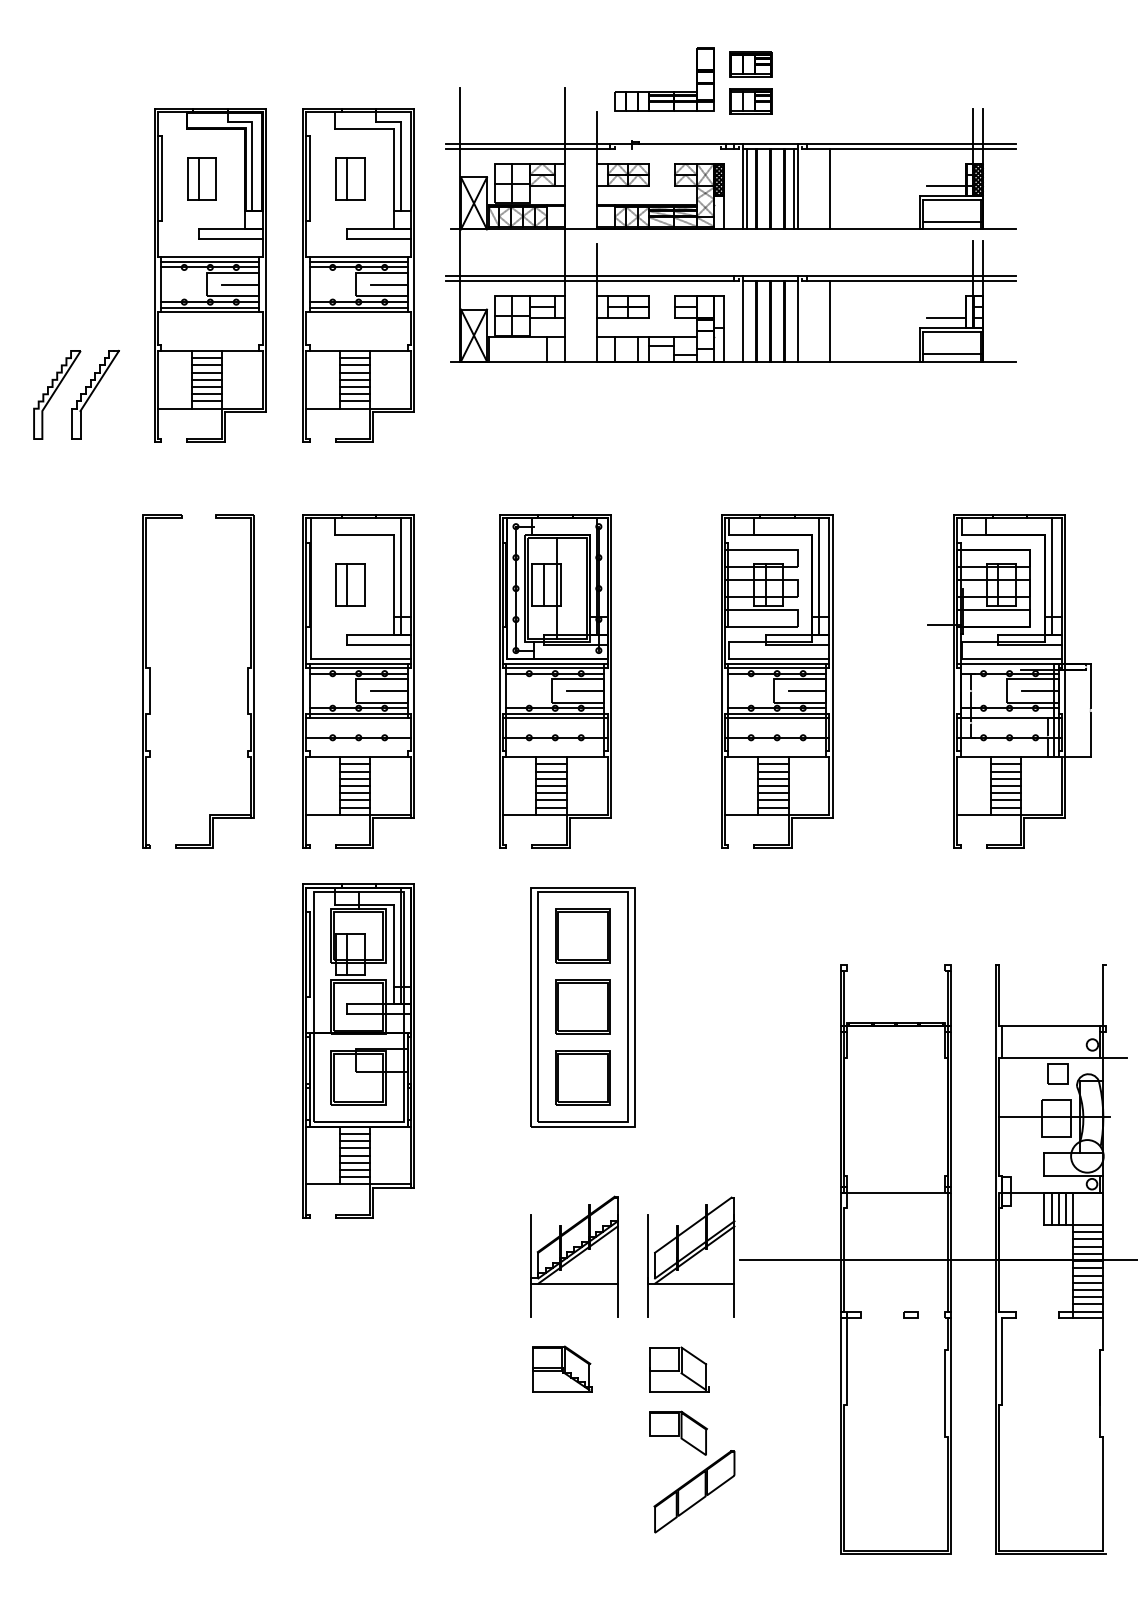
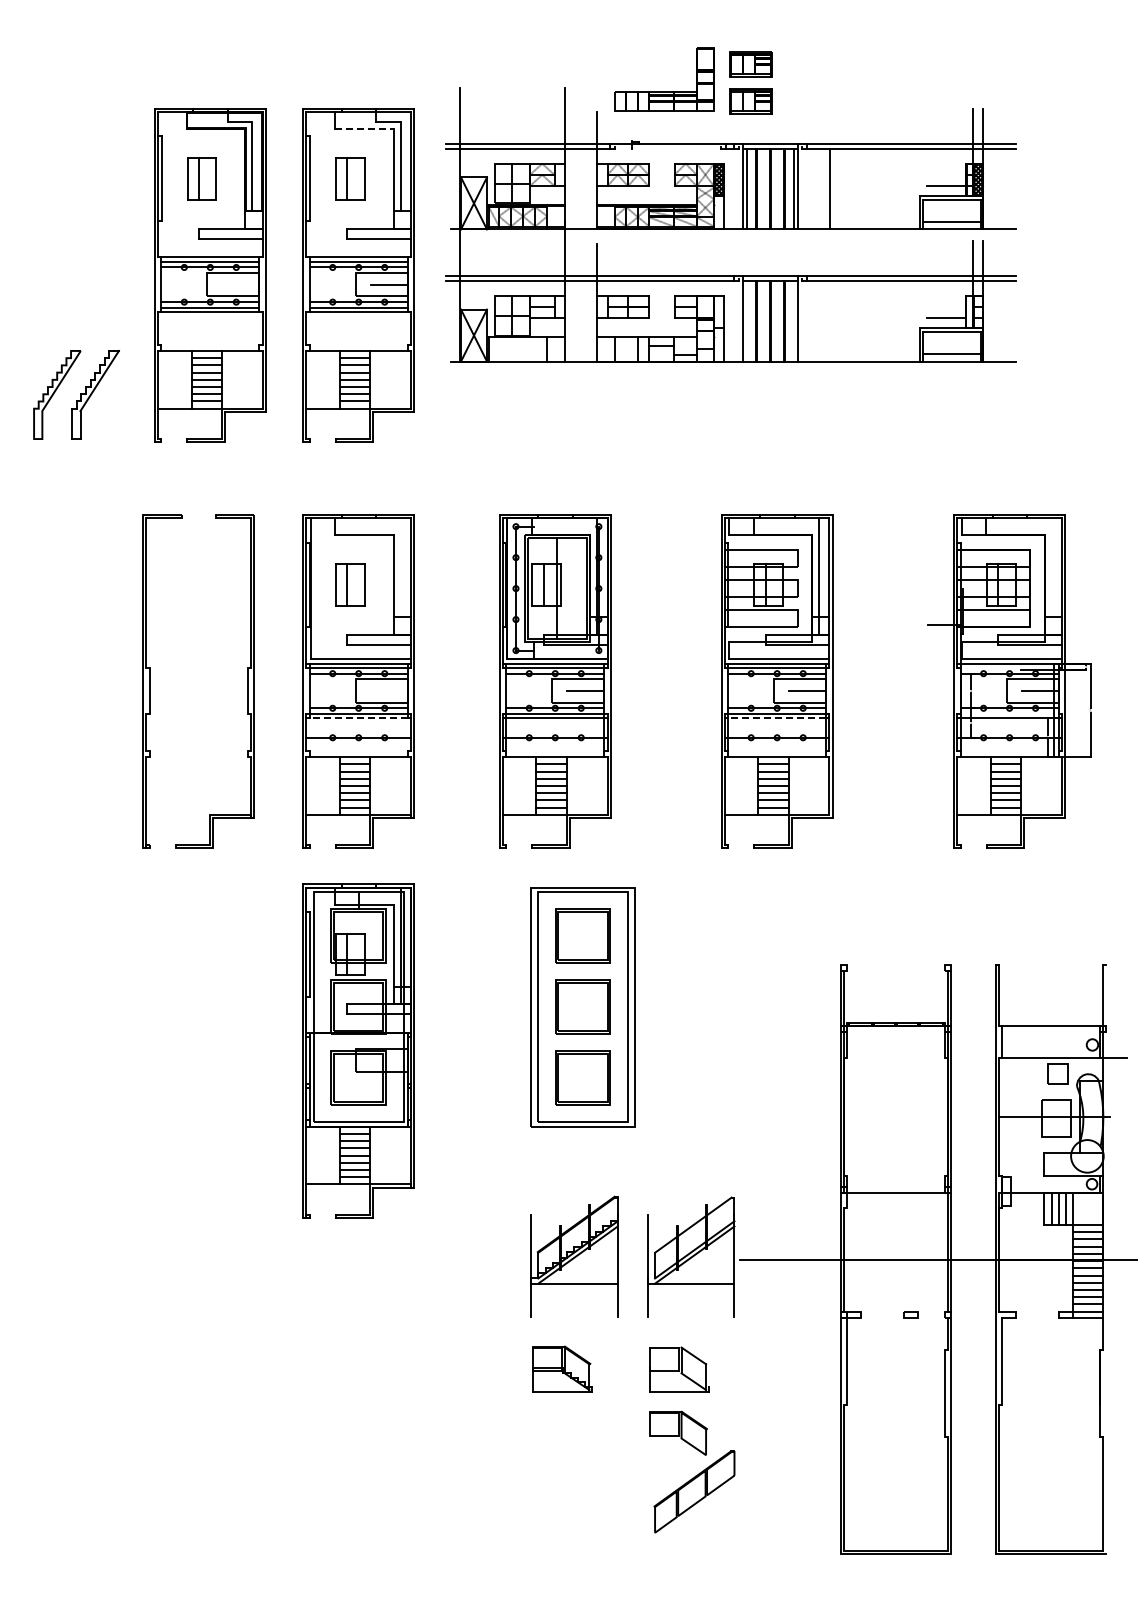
line: solid -> dashed (365, 129)
line: present -> none (240, 284)
line: present -> none (830, 320)
line: present -> none (400, 576)
line: present -> none (1051, 576)
line: present -> none (388, 690)
line: solid -> dashed (358, 718)
line: solid -> dashed (776, 718)
